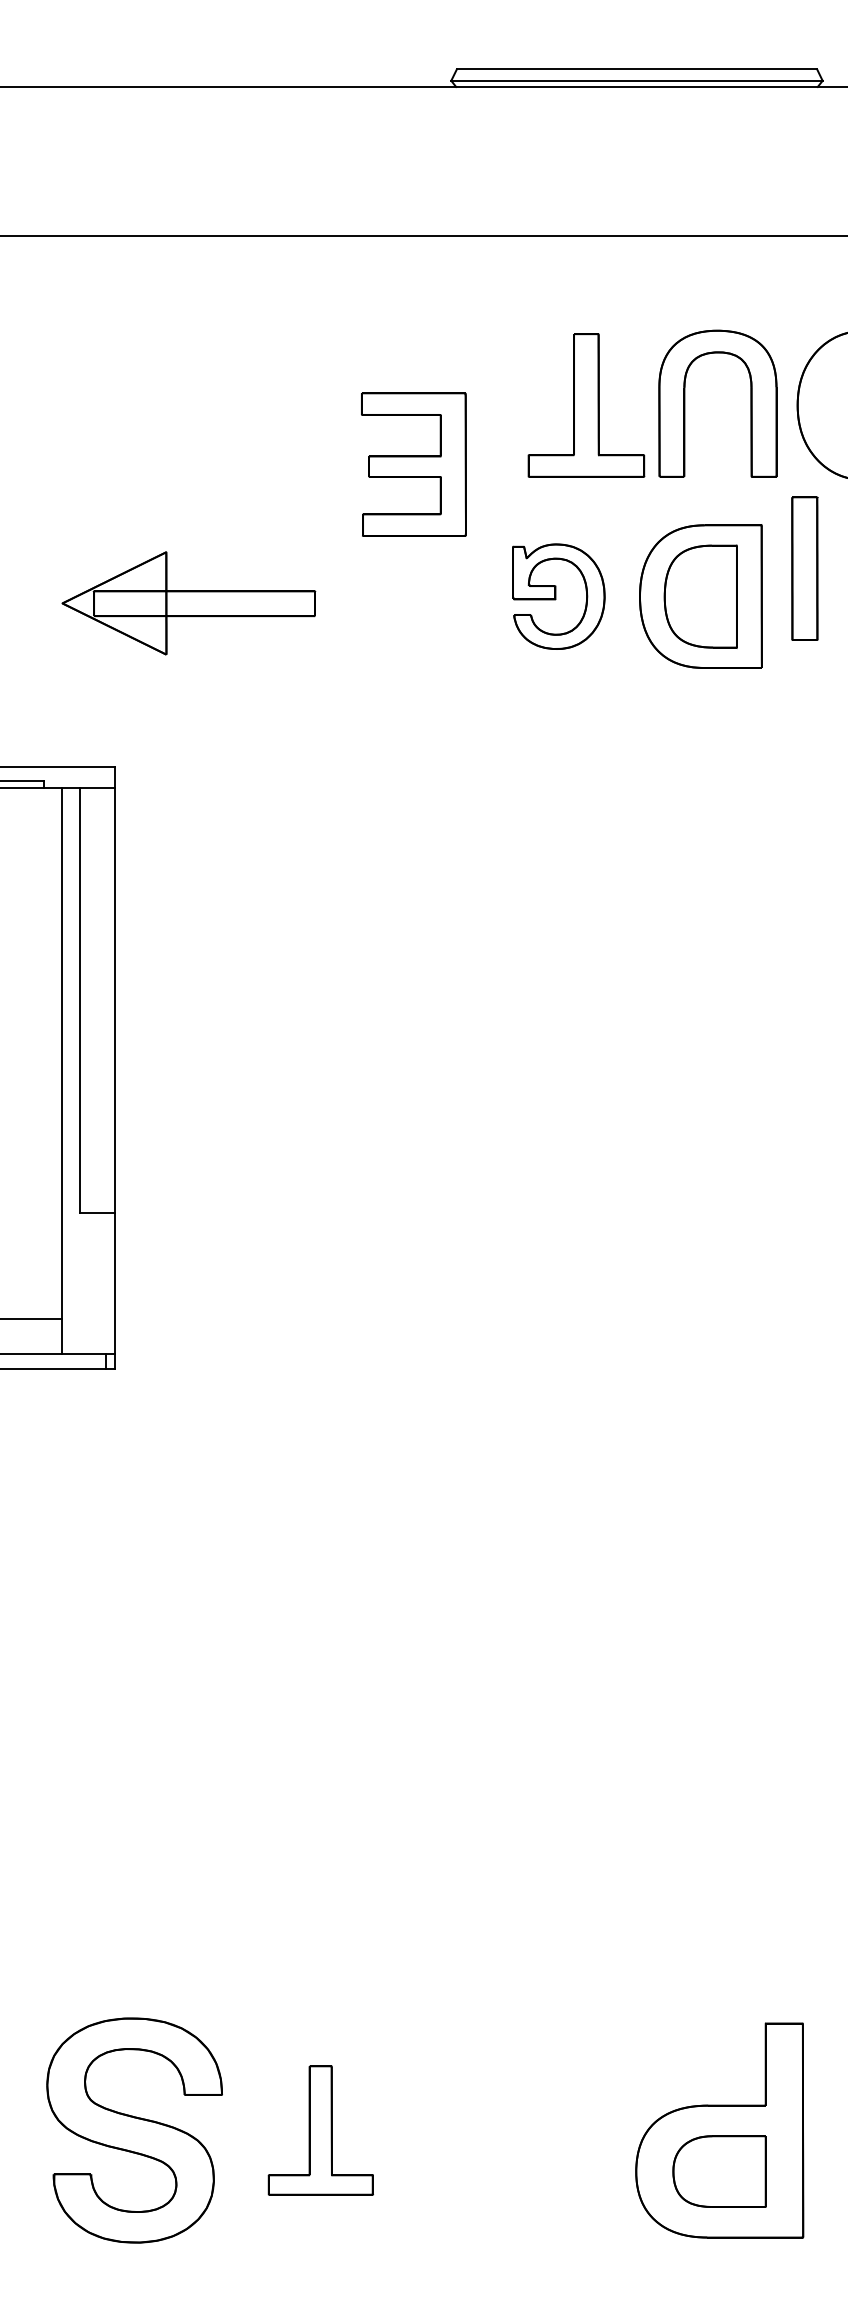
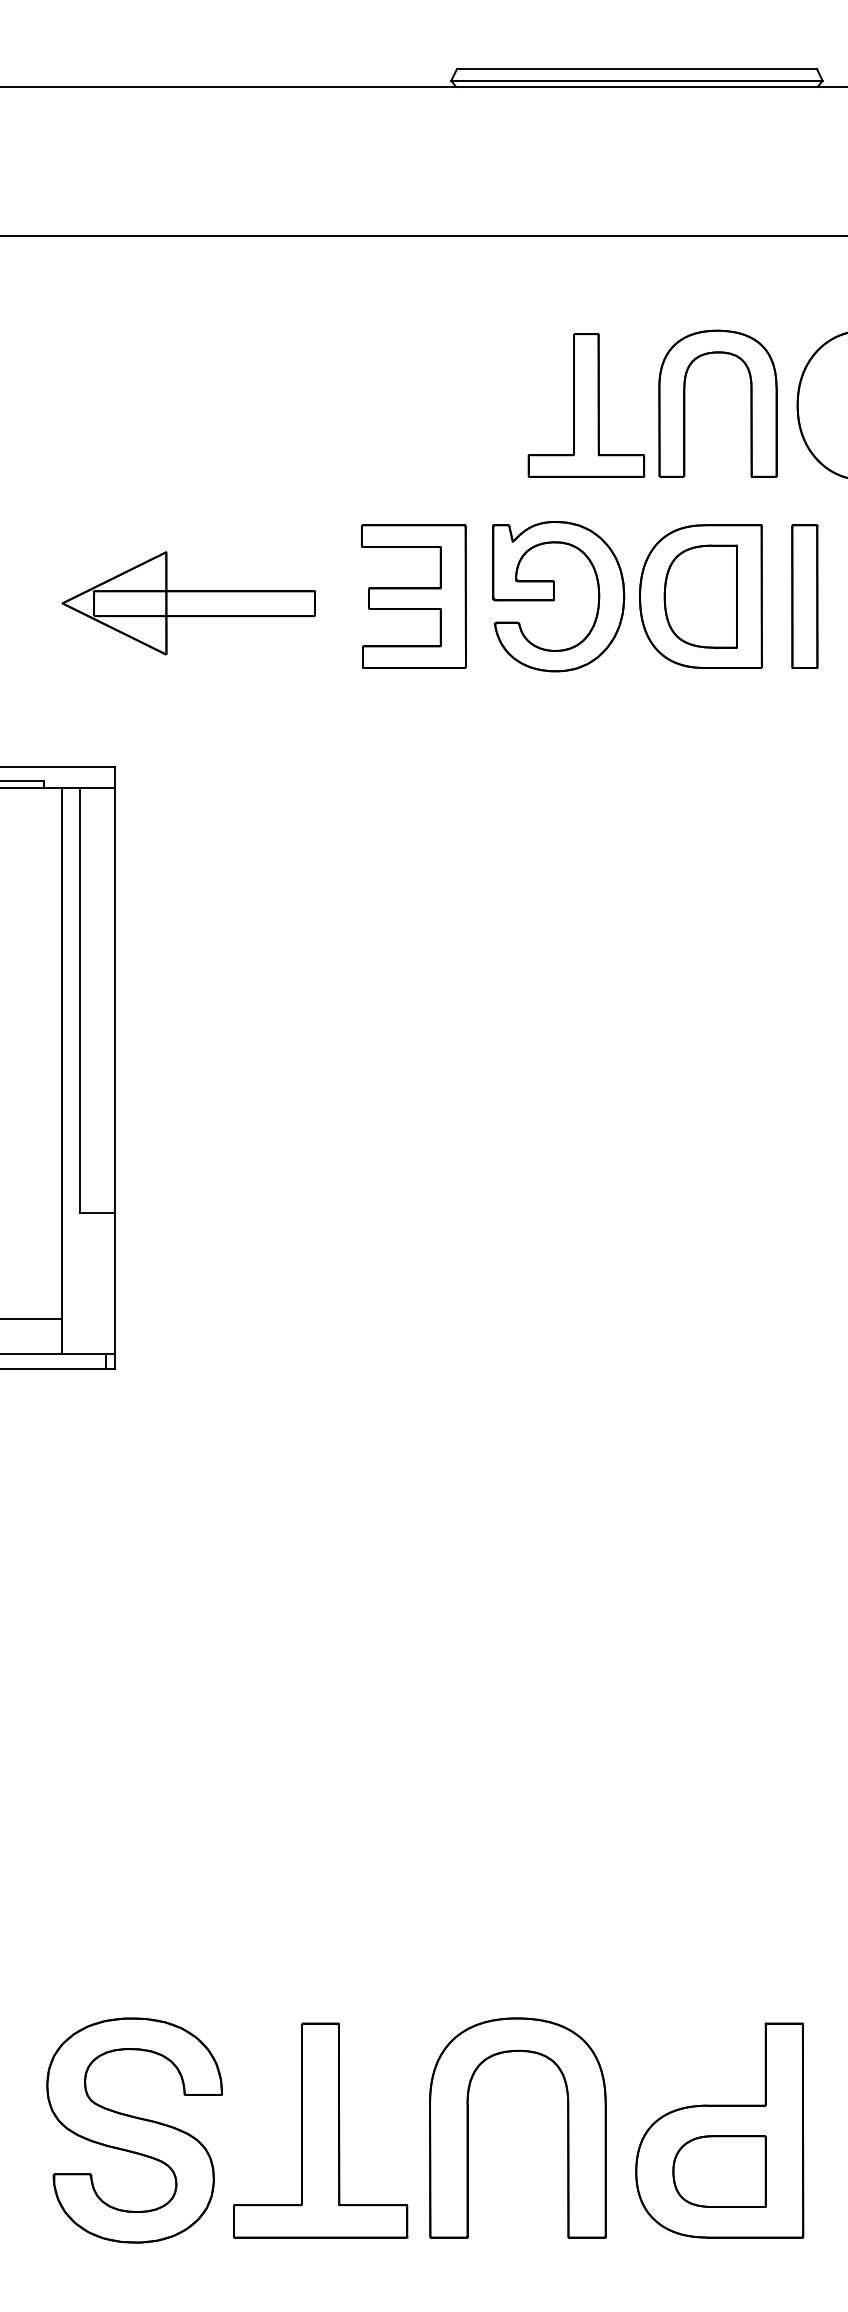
part position: (413, 464) -> (413, 596) (413, 596)
part position: (804, 568) -> (804, 596) (804, 596)
part size: 94x107 px -> 134x152 px (558, 596)
part: none -> present (468, 2127)
part size: 107x131 px -> 176x217 px (320, 2130)
